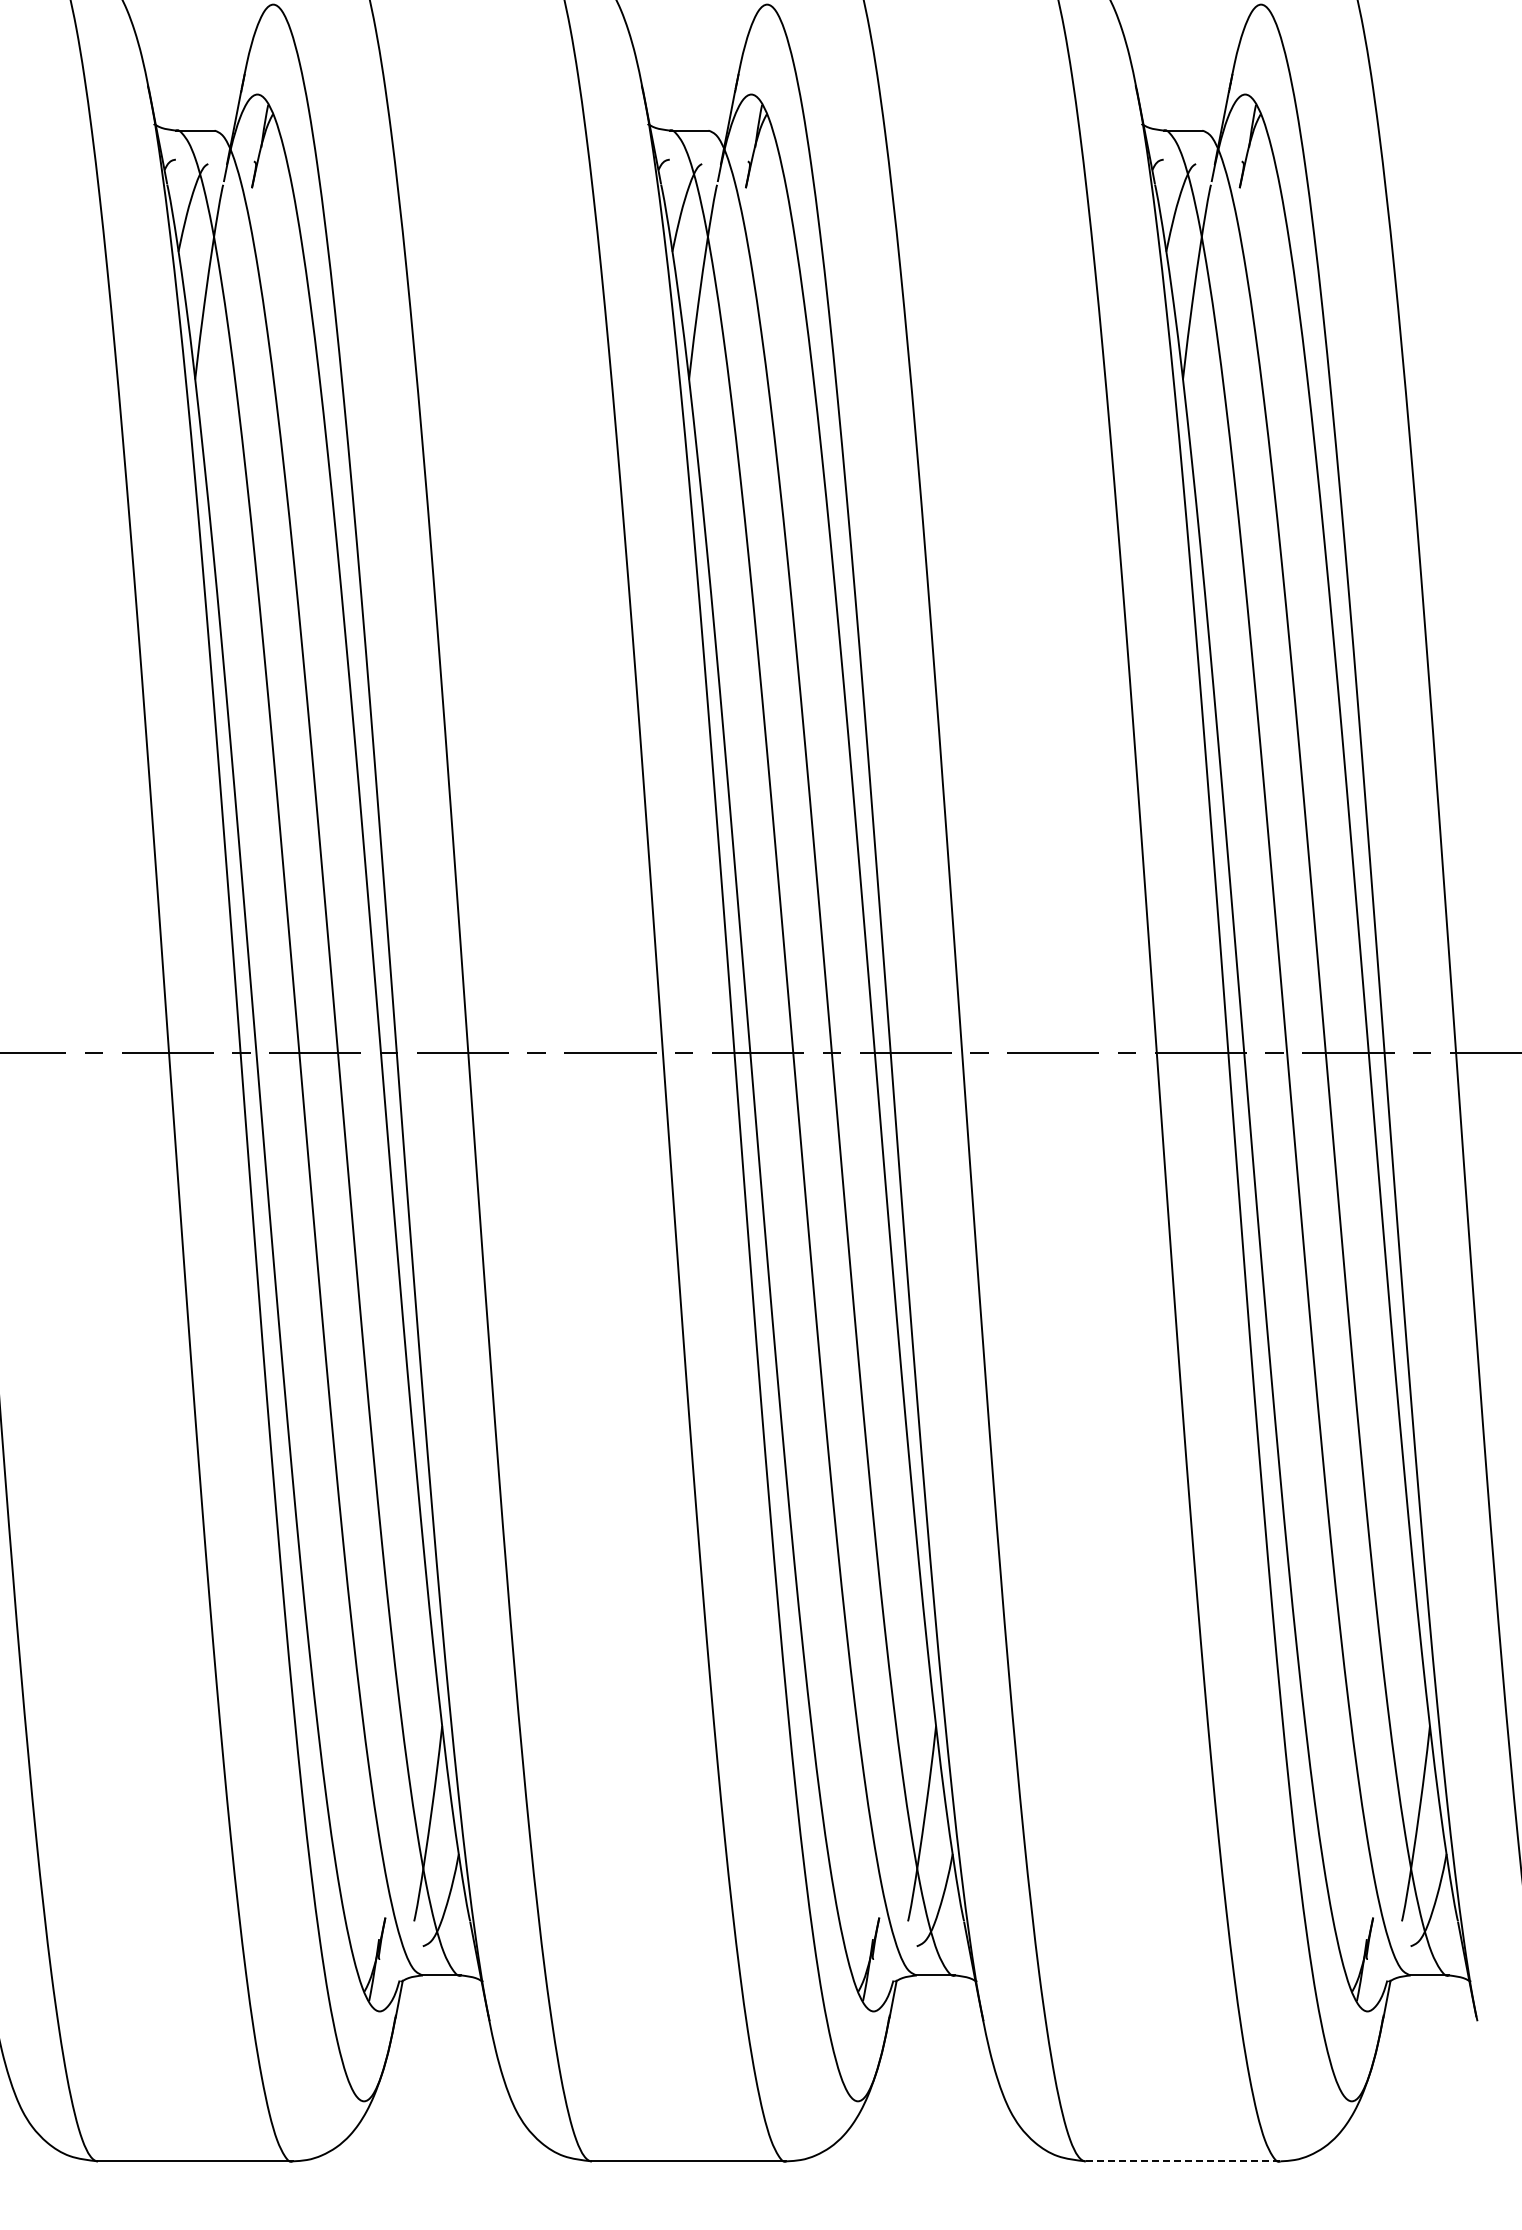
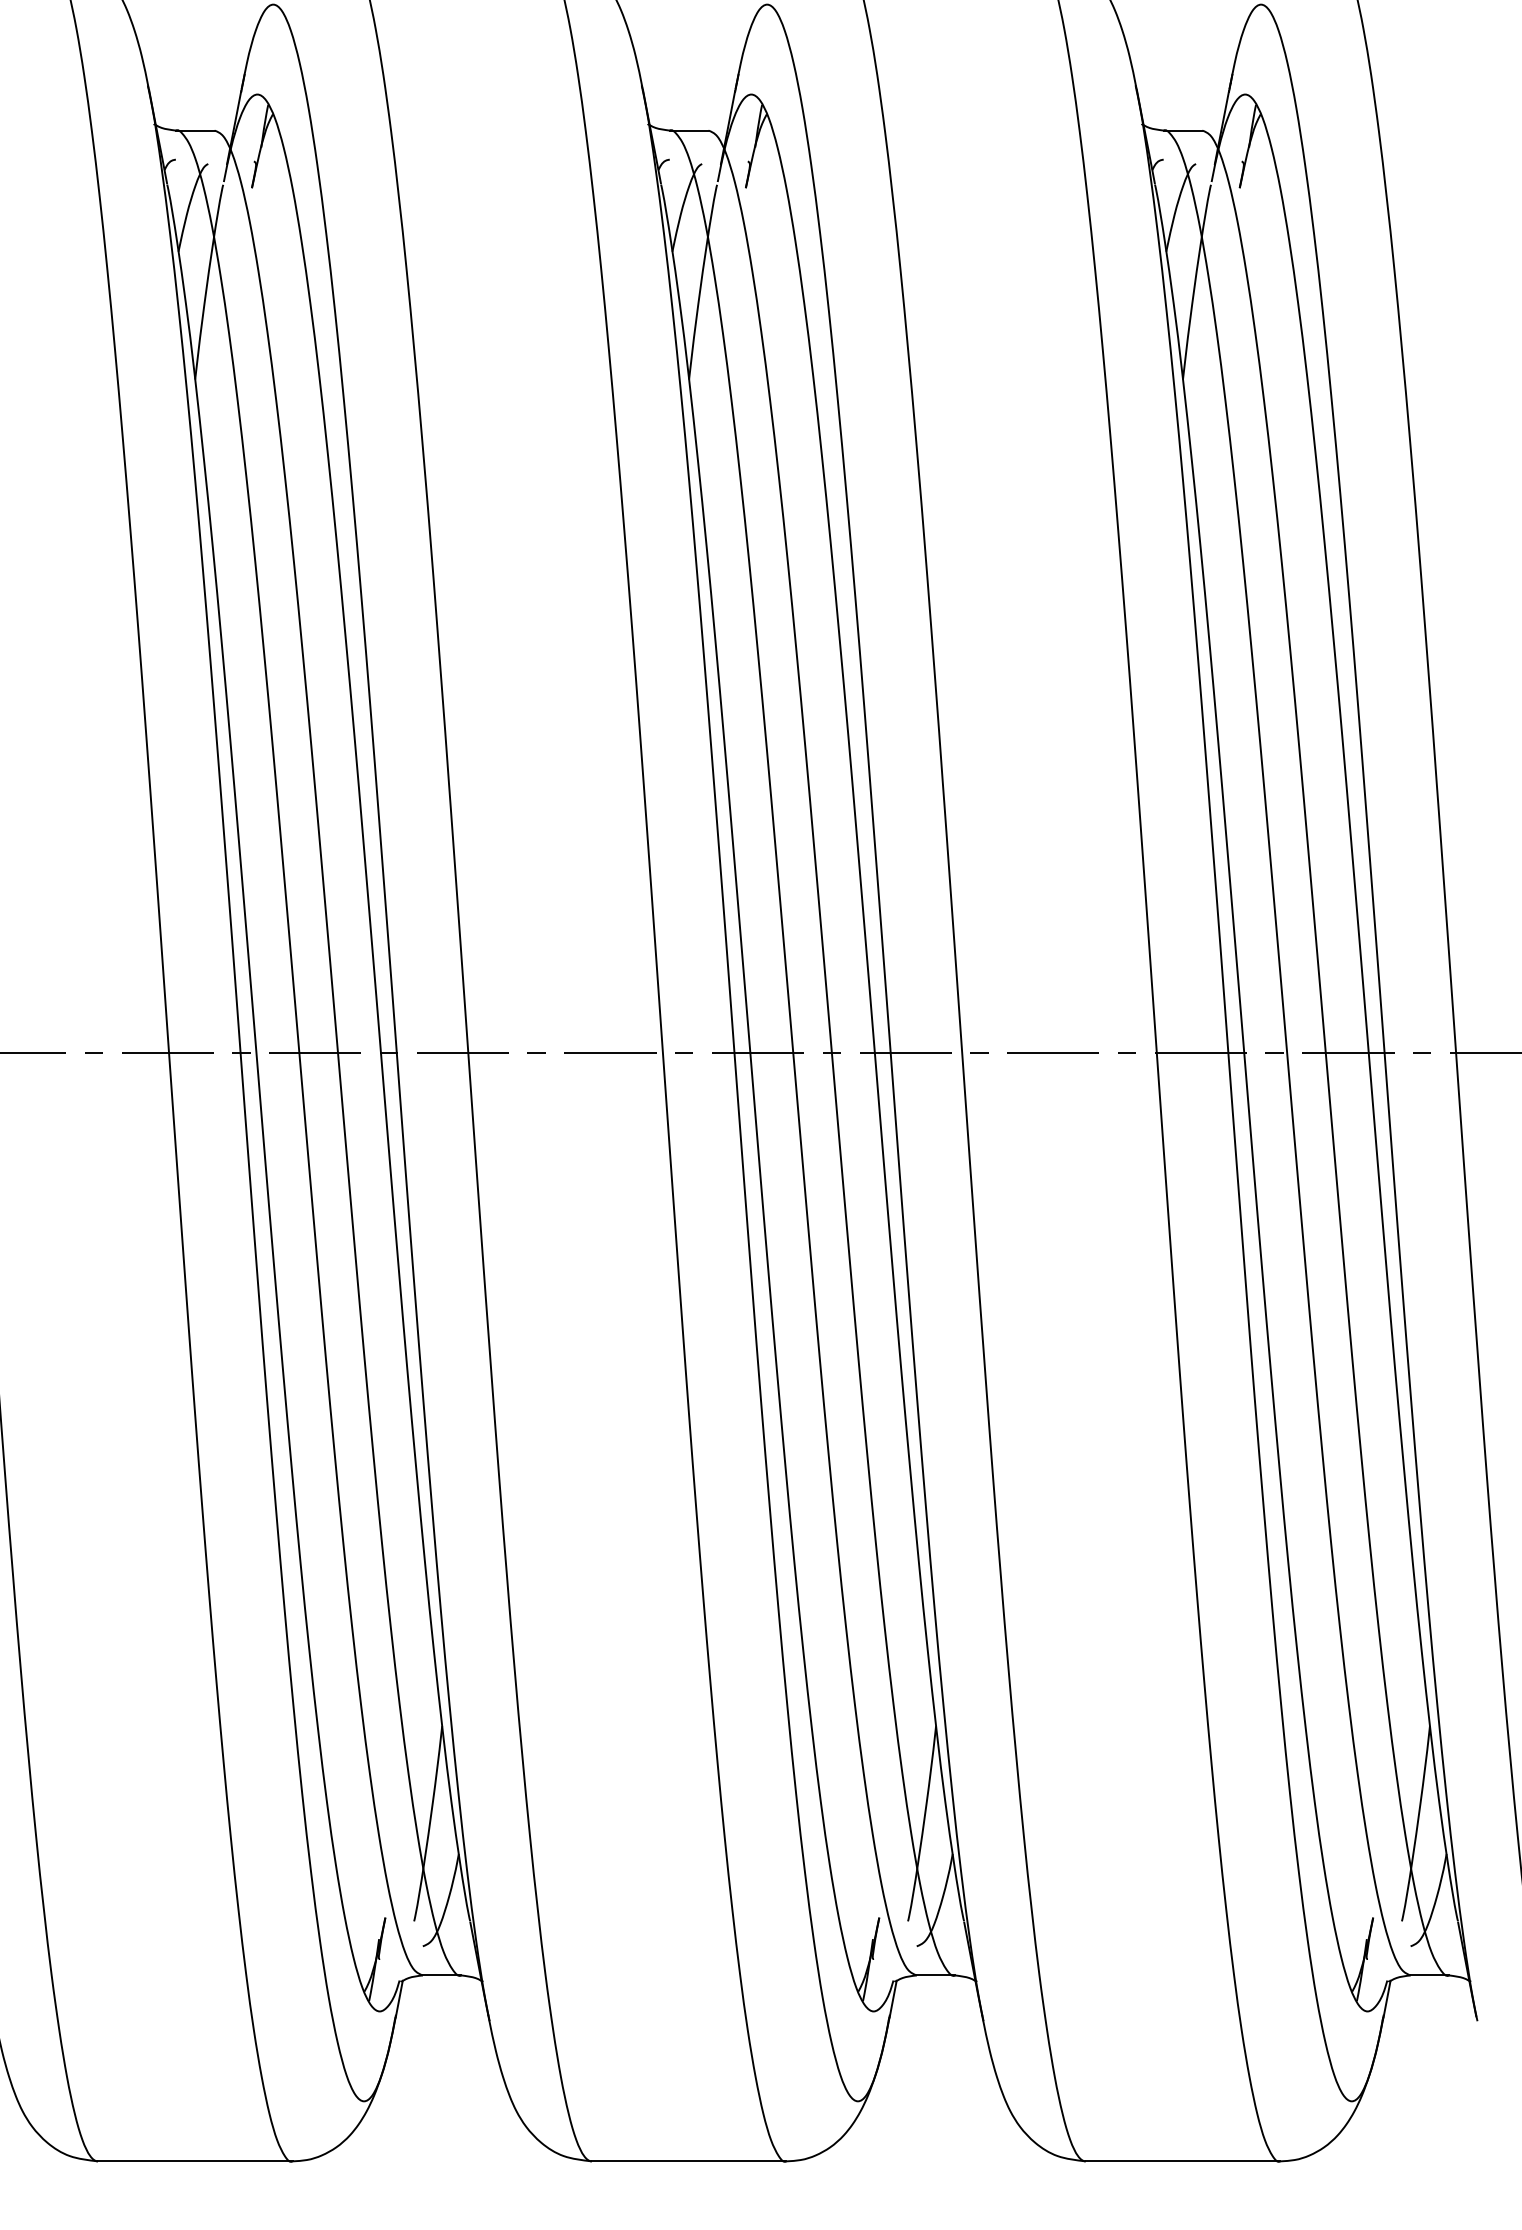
line: dashed -> solid (1183, 2161)
